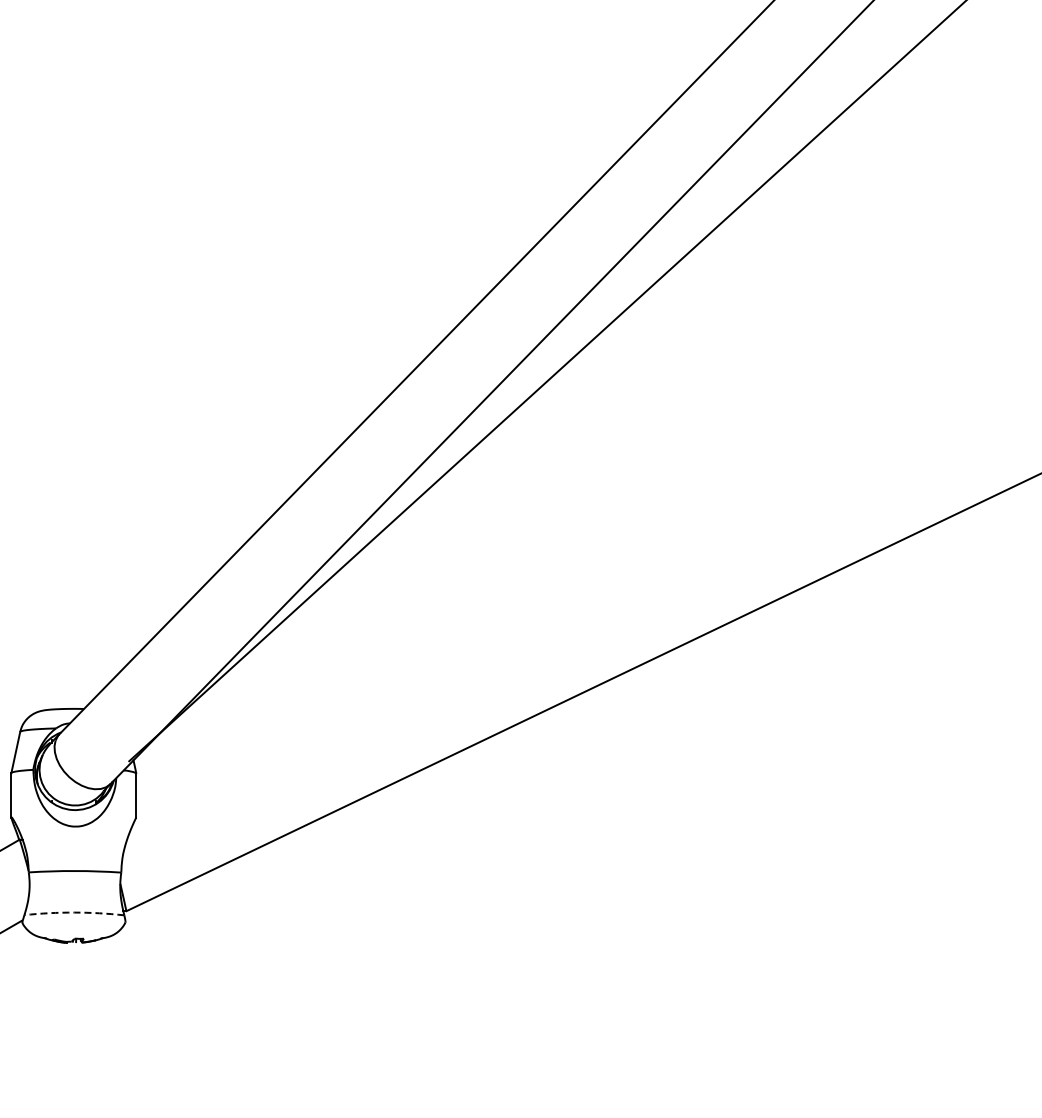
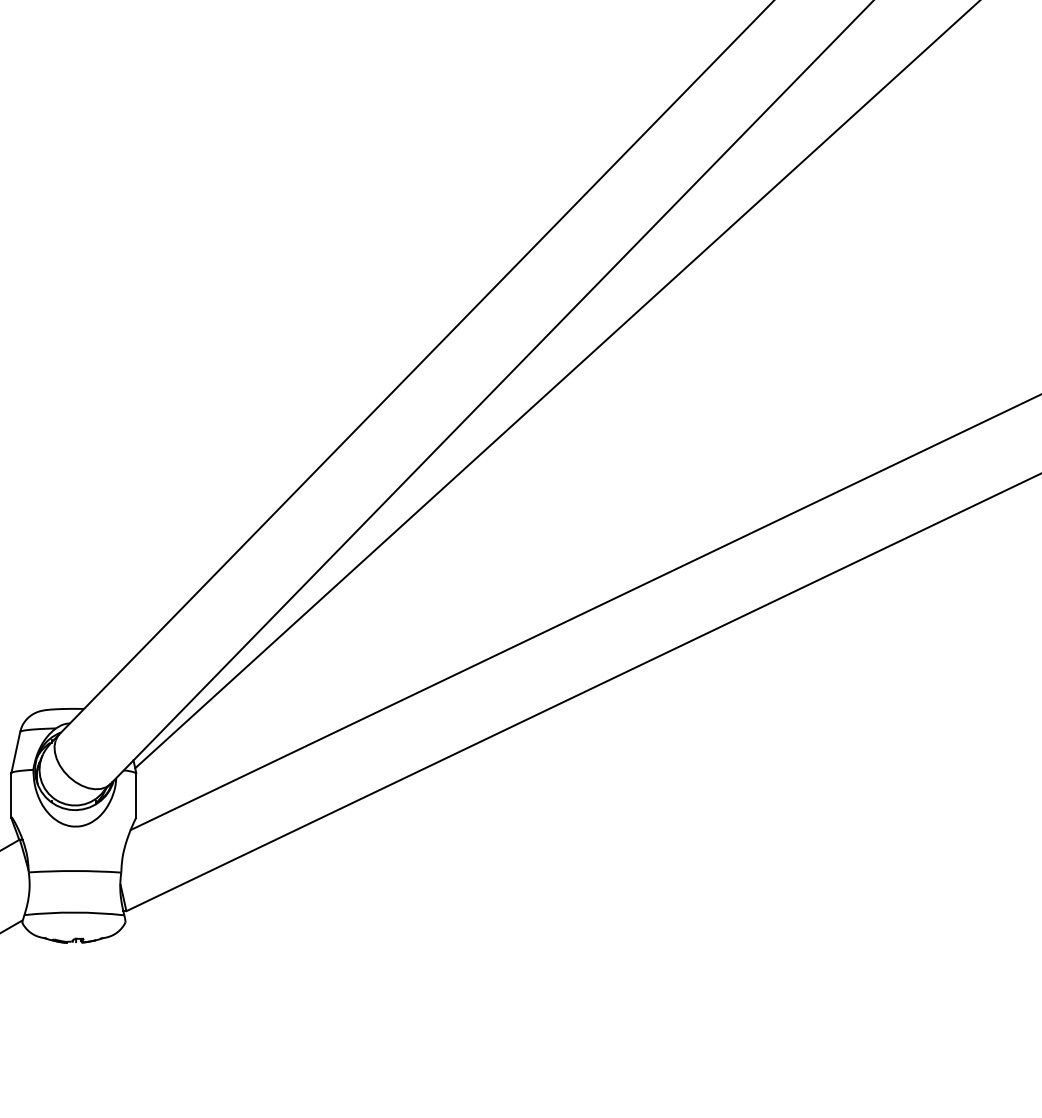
line position: (546, 381) -> (556, 385) (556, 385)
line: none -> present (584, 612)
arc: dashed -> solid (74, 912)
